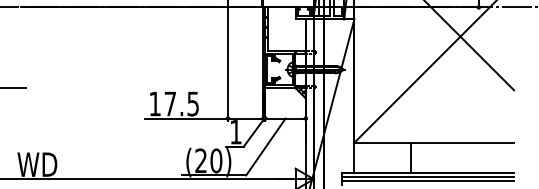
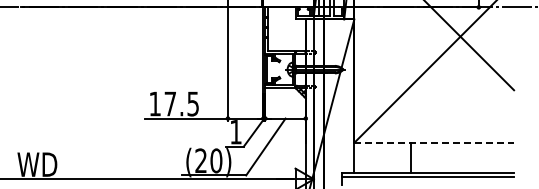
line: present -> none (13, 88)
line: solid -> dashed (434, 142)
line: present -> none (428, 181)
